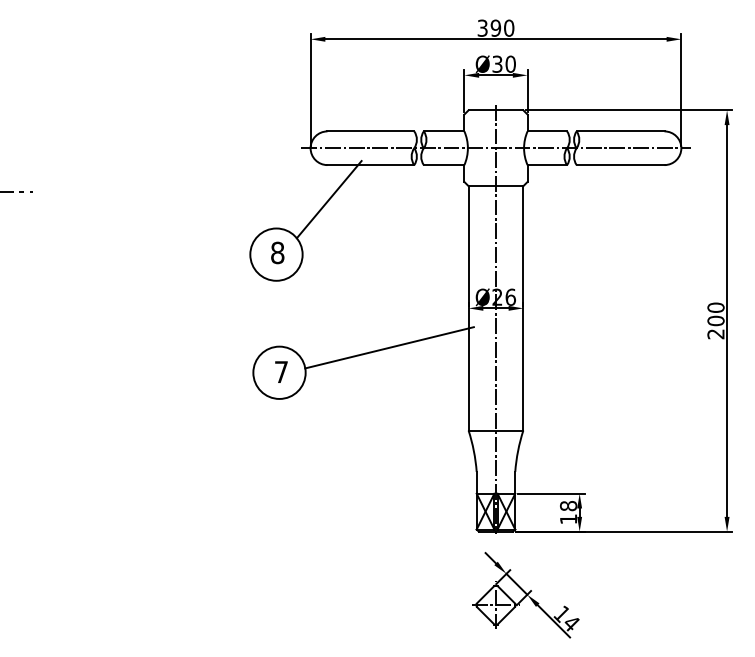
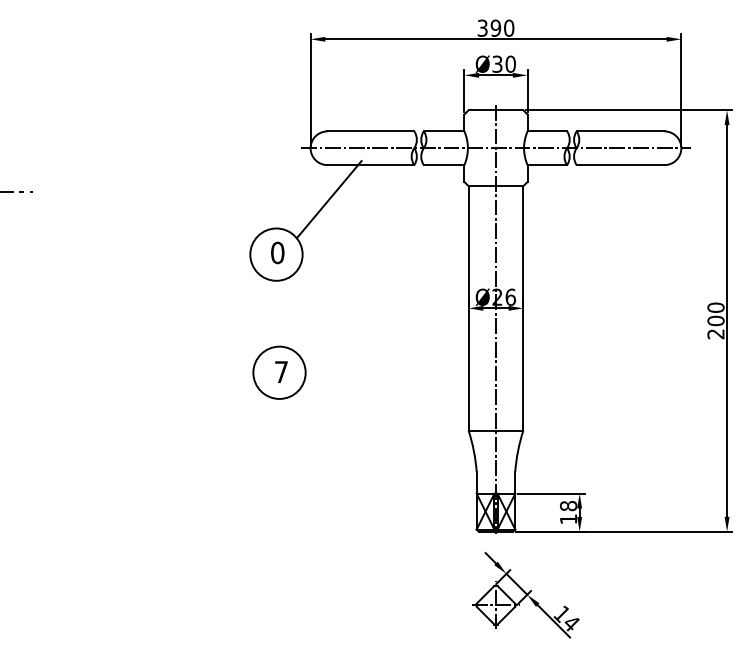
text: 8 -> 0 (277, 252)
line: present -> none (389, 347)
